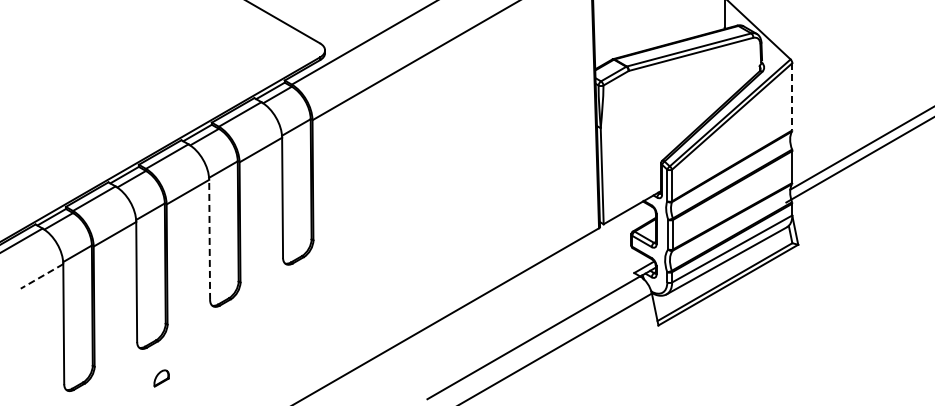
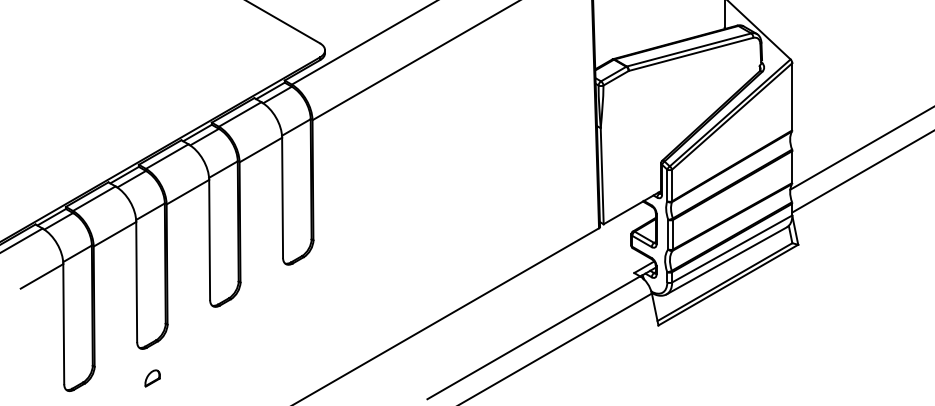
line: dashed -> solid (792, 96)
line position: (858, 160) -> (861, 172) (861, 172)
line: dashed -> solid (209, 239)
line: dashed -> solid (42, 276)
part position: (161, 378) -> (152, 378) (152, 378)
